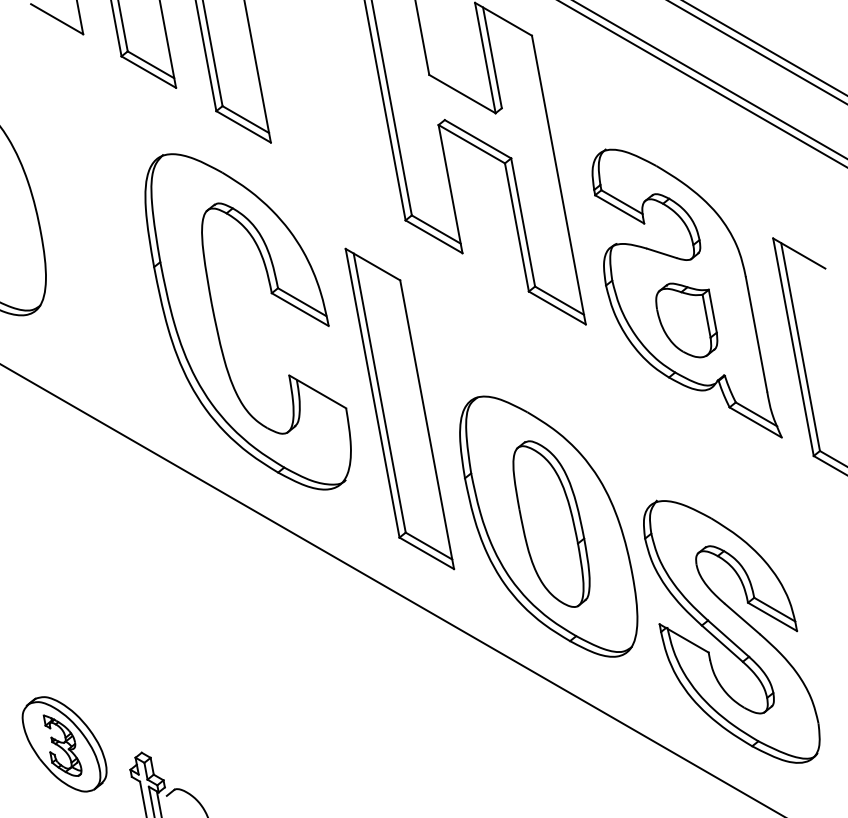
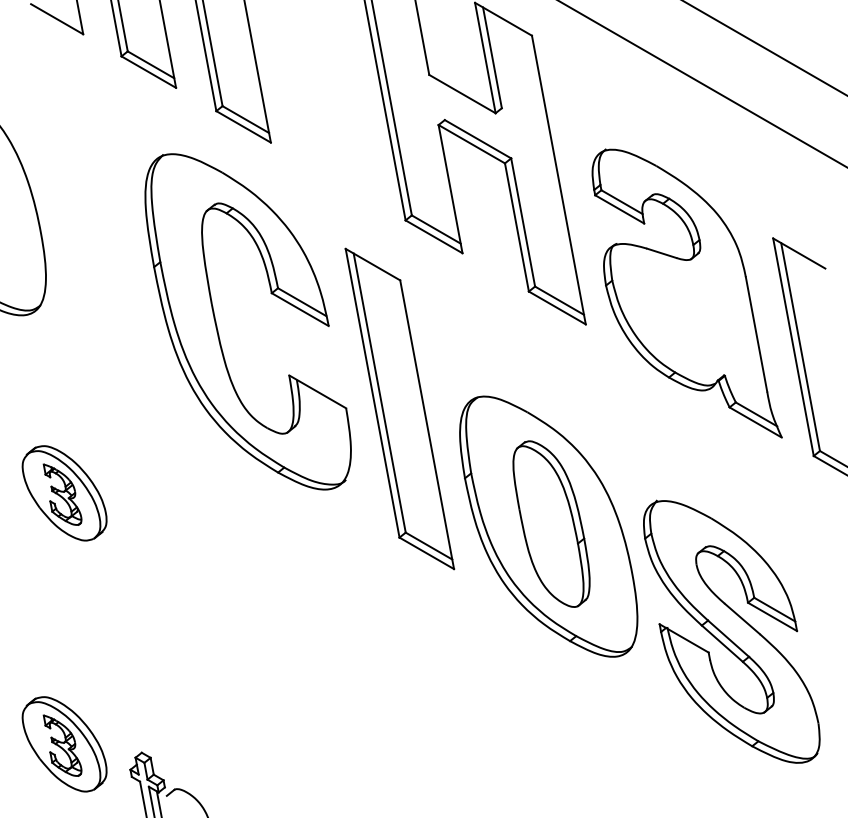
line: present -> none (757, 52)
line: present -> none (709, 79)
part: present -> none (686, 320)
part: none -> present (64, 493)
line: present -> none (391, 589)
